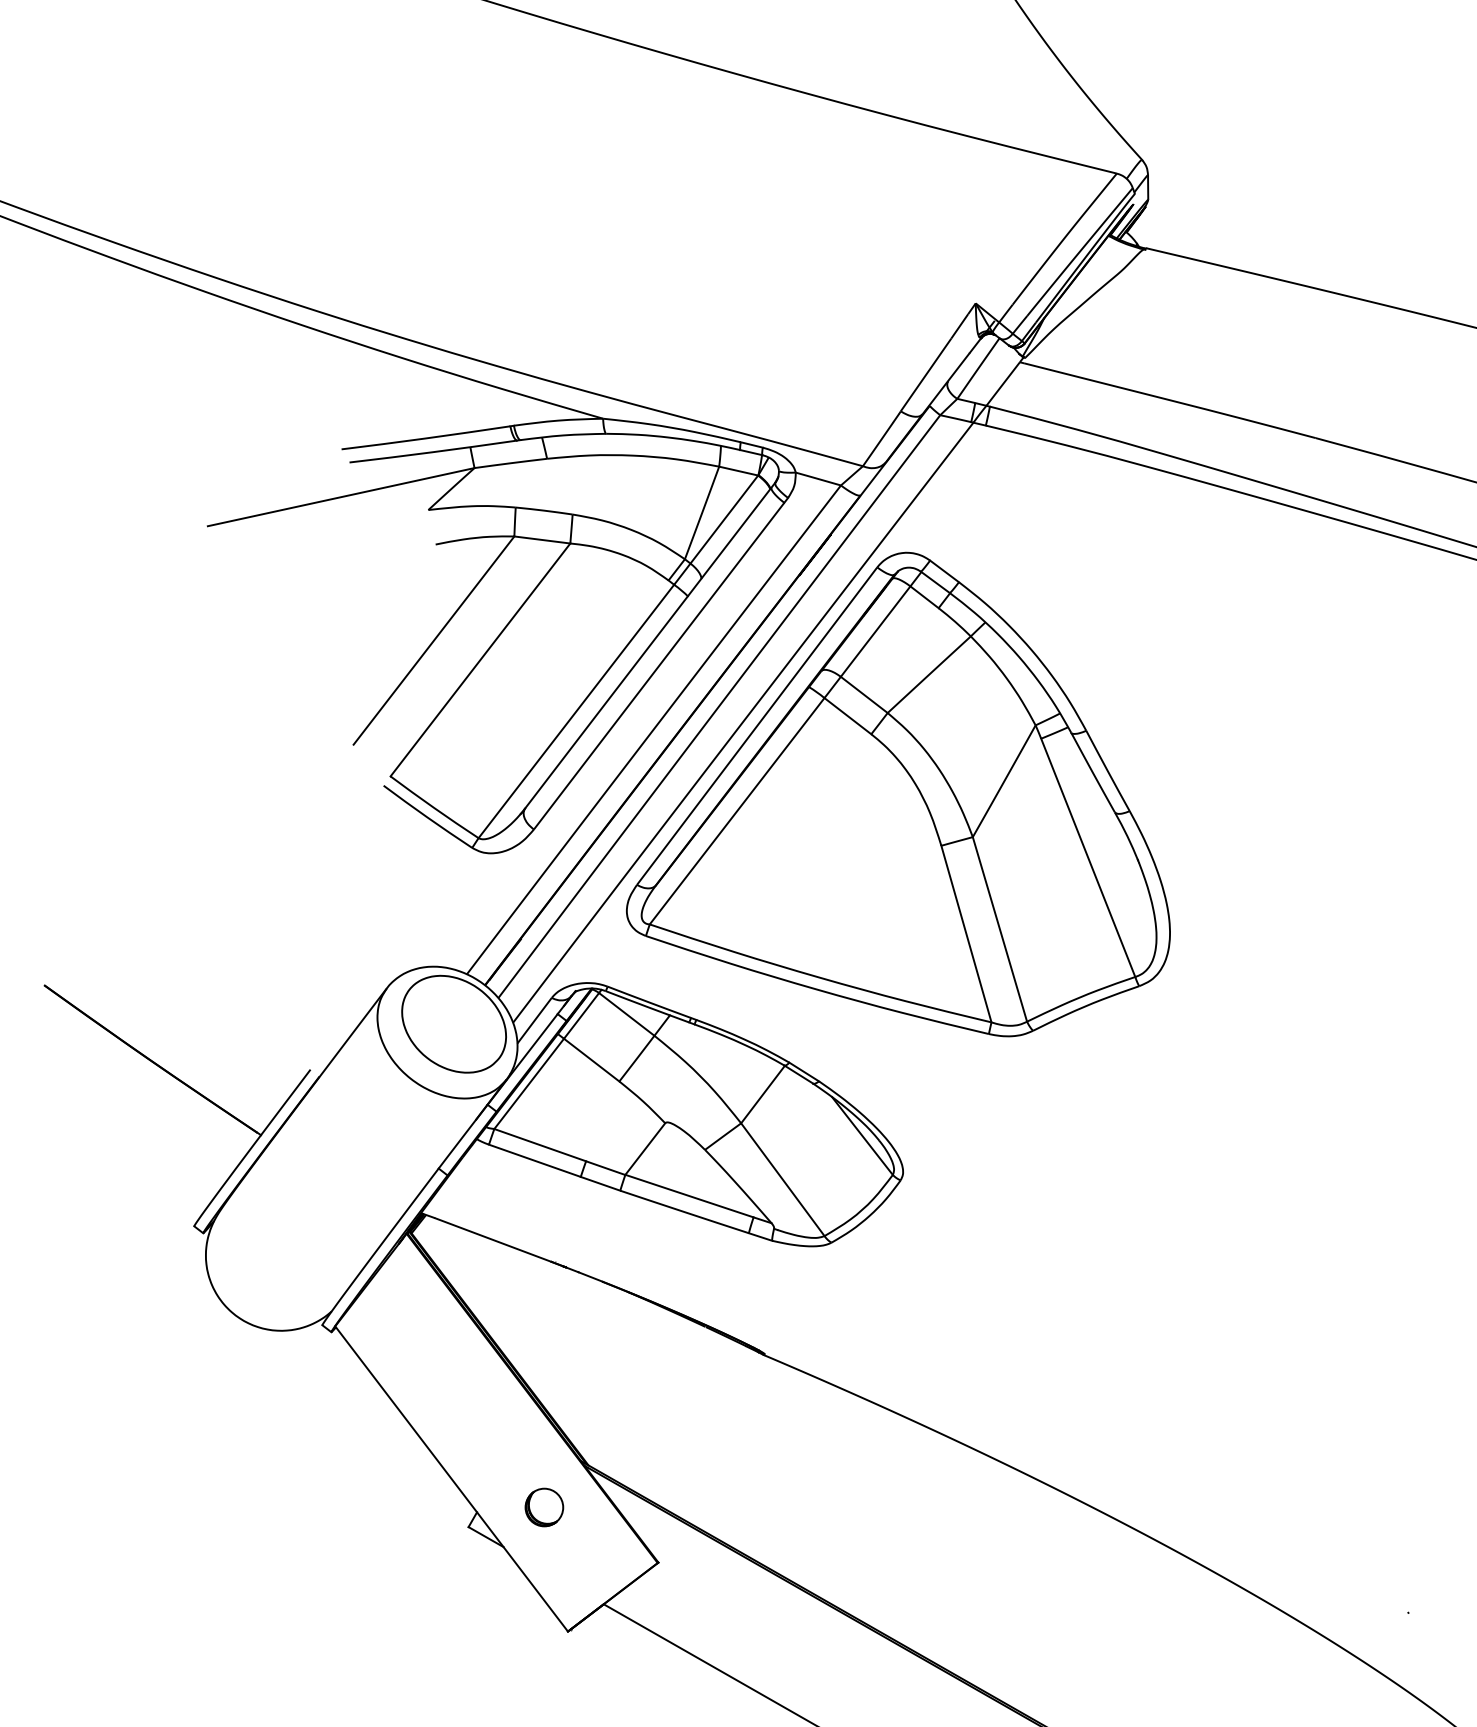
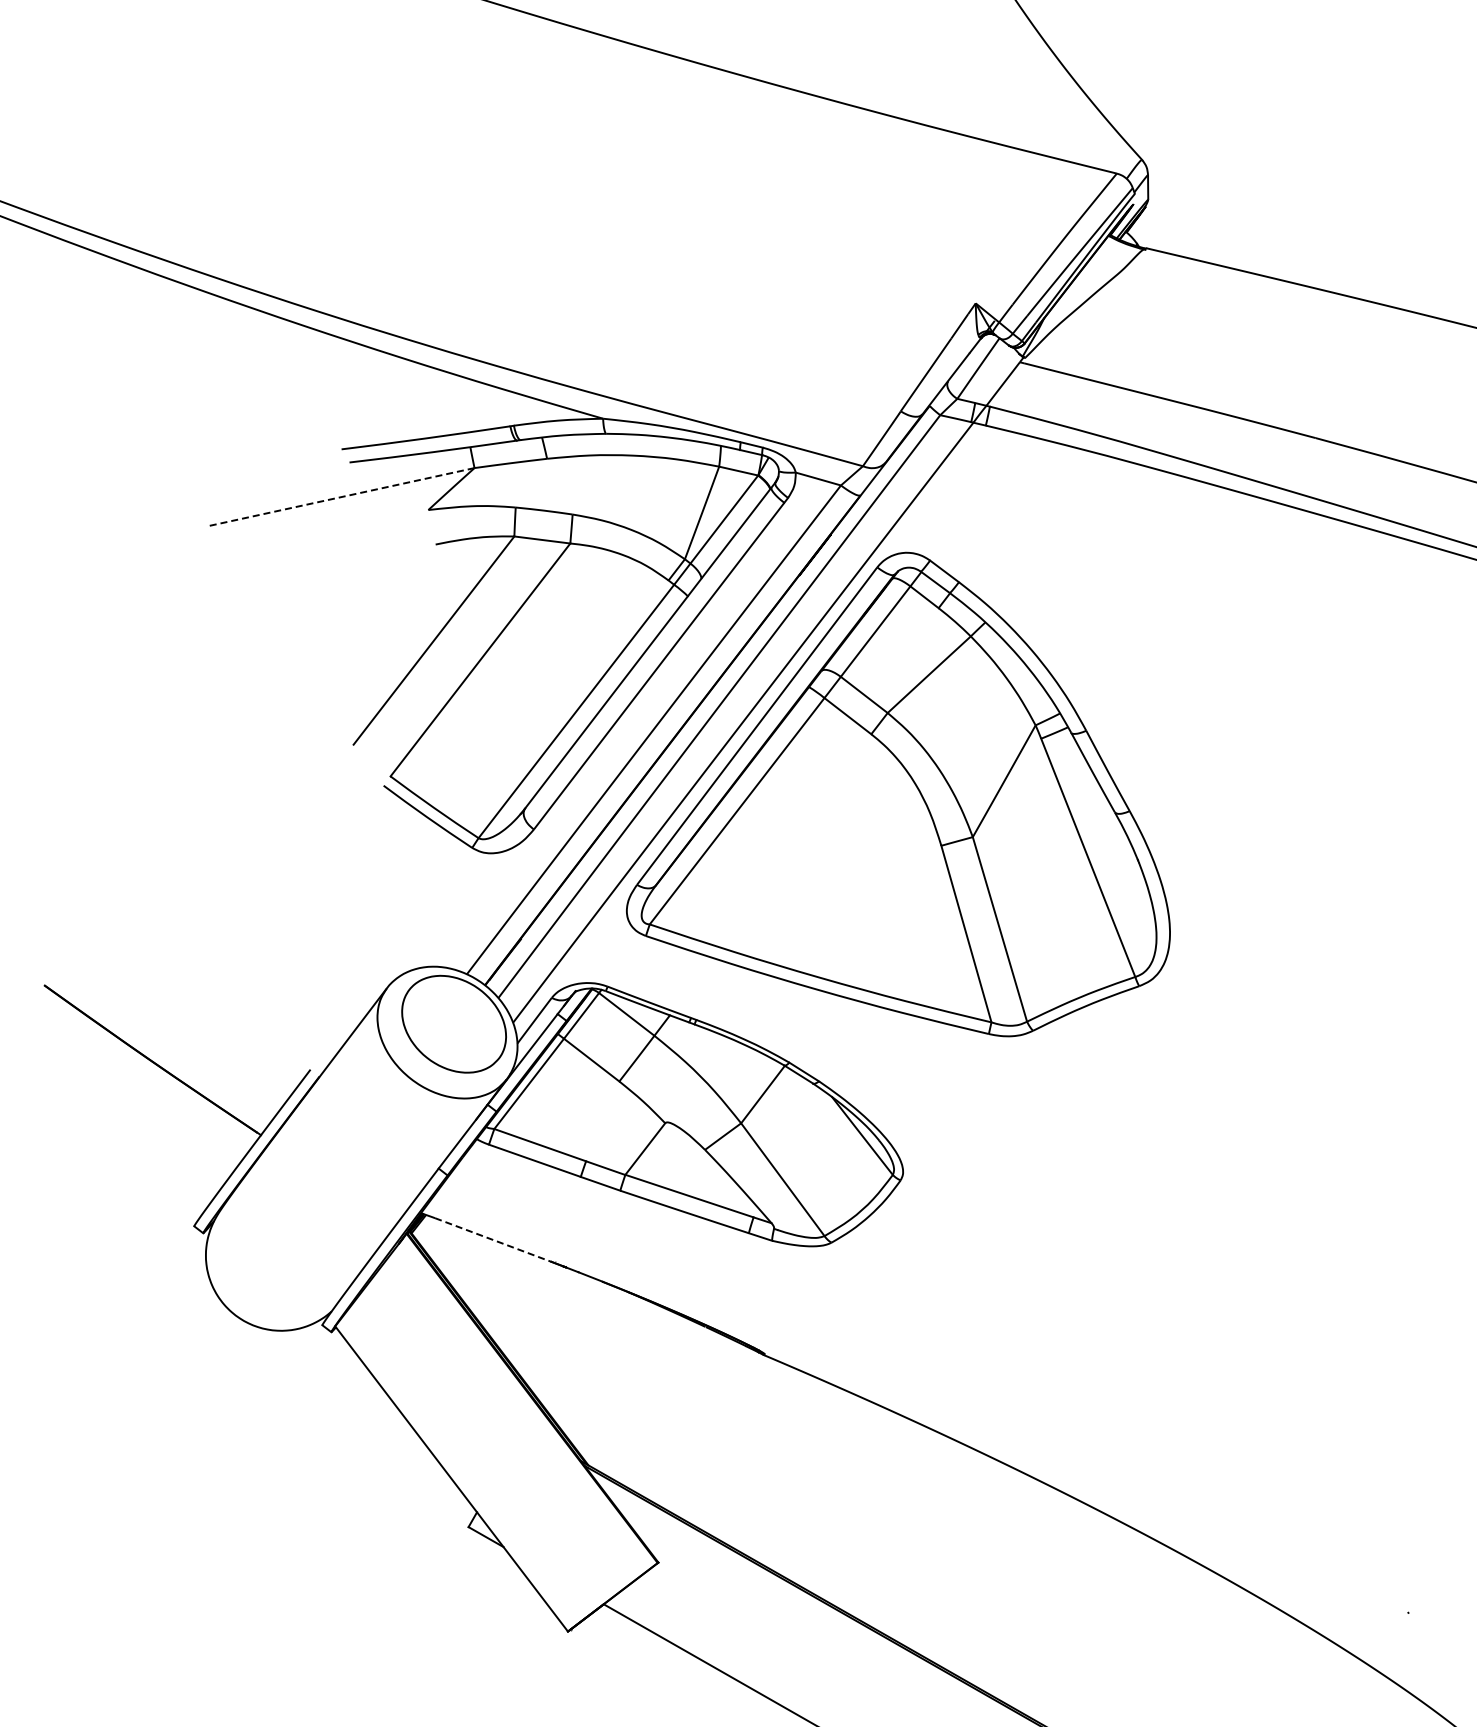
line: solid -> dashed (340, 497)
line: solid -> dashed (493, 1240)
part: present -> none (544, 1507)
